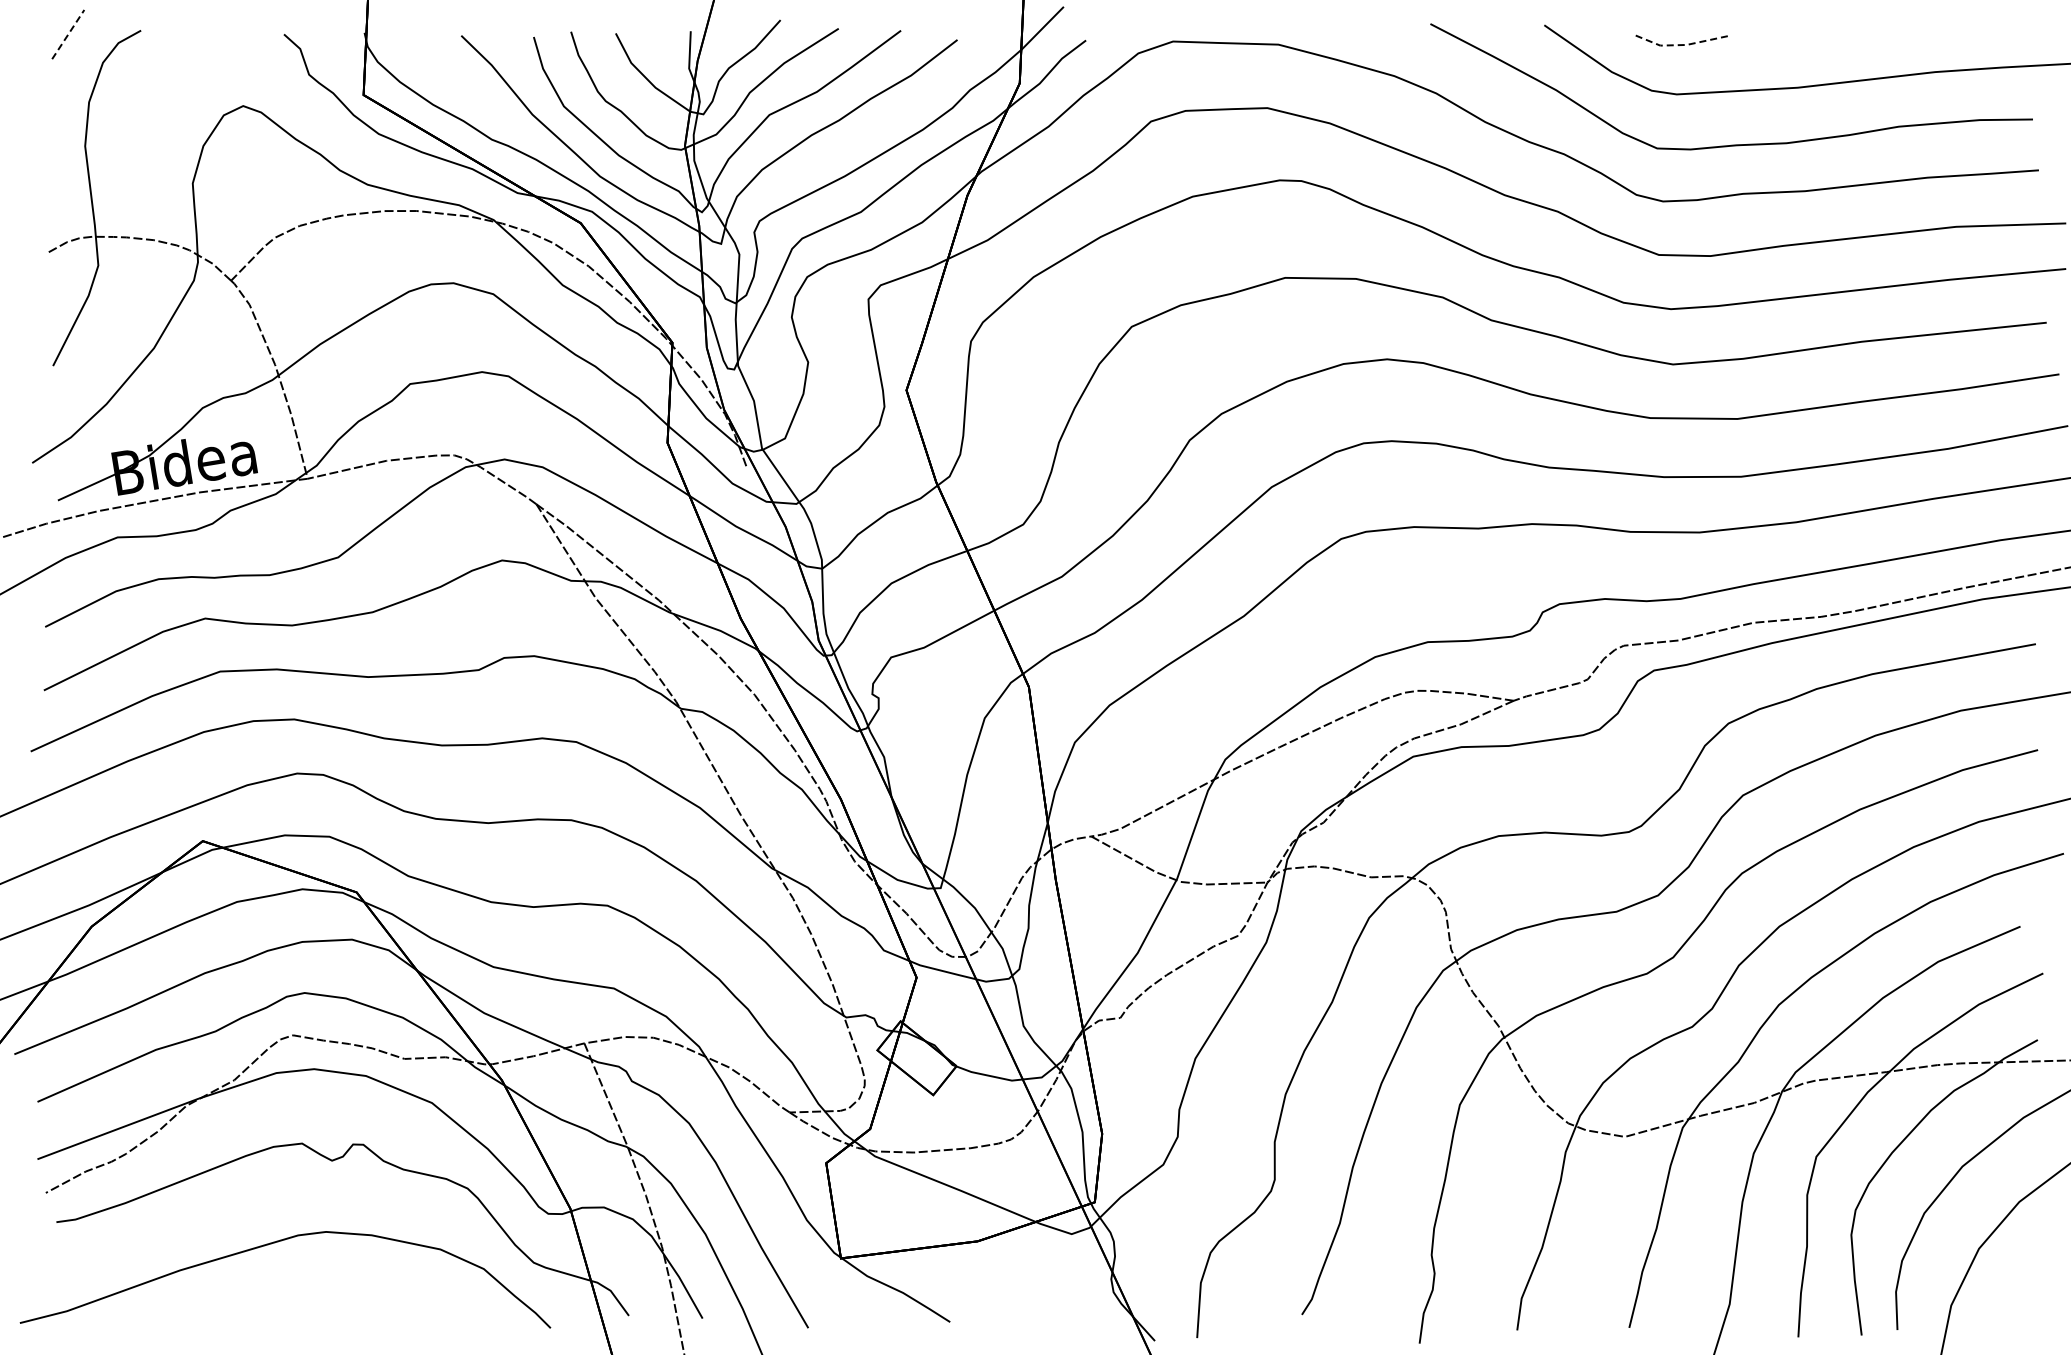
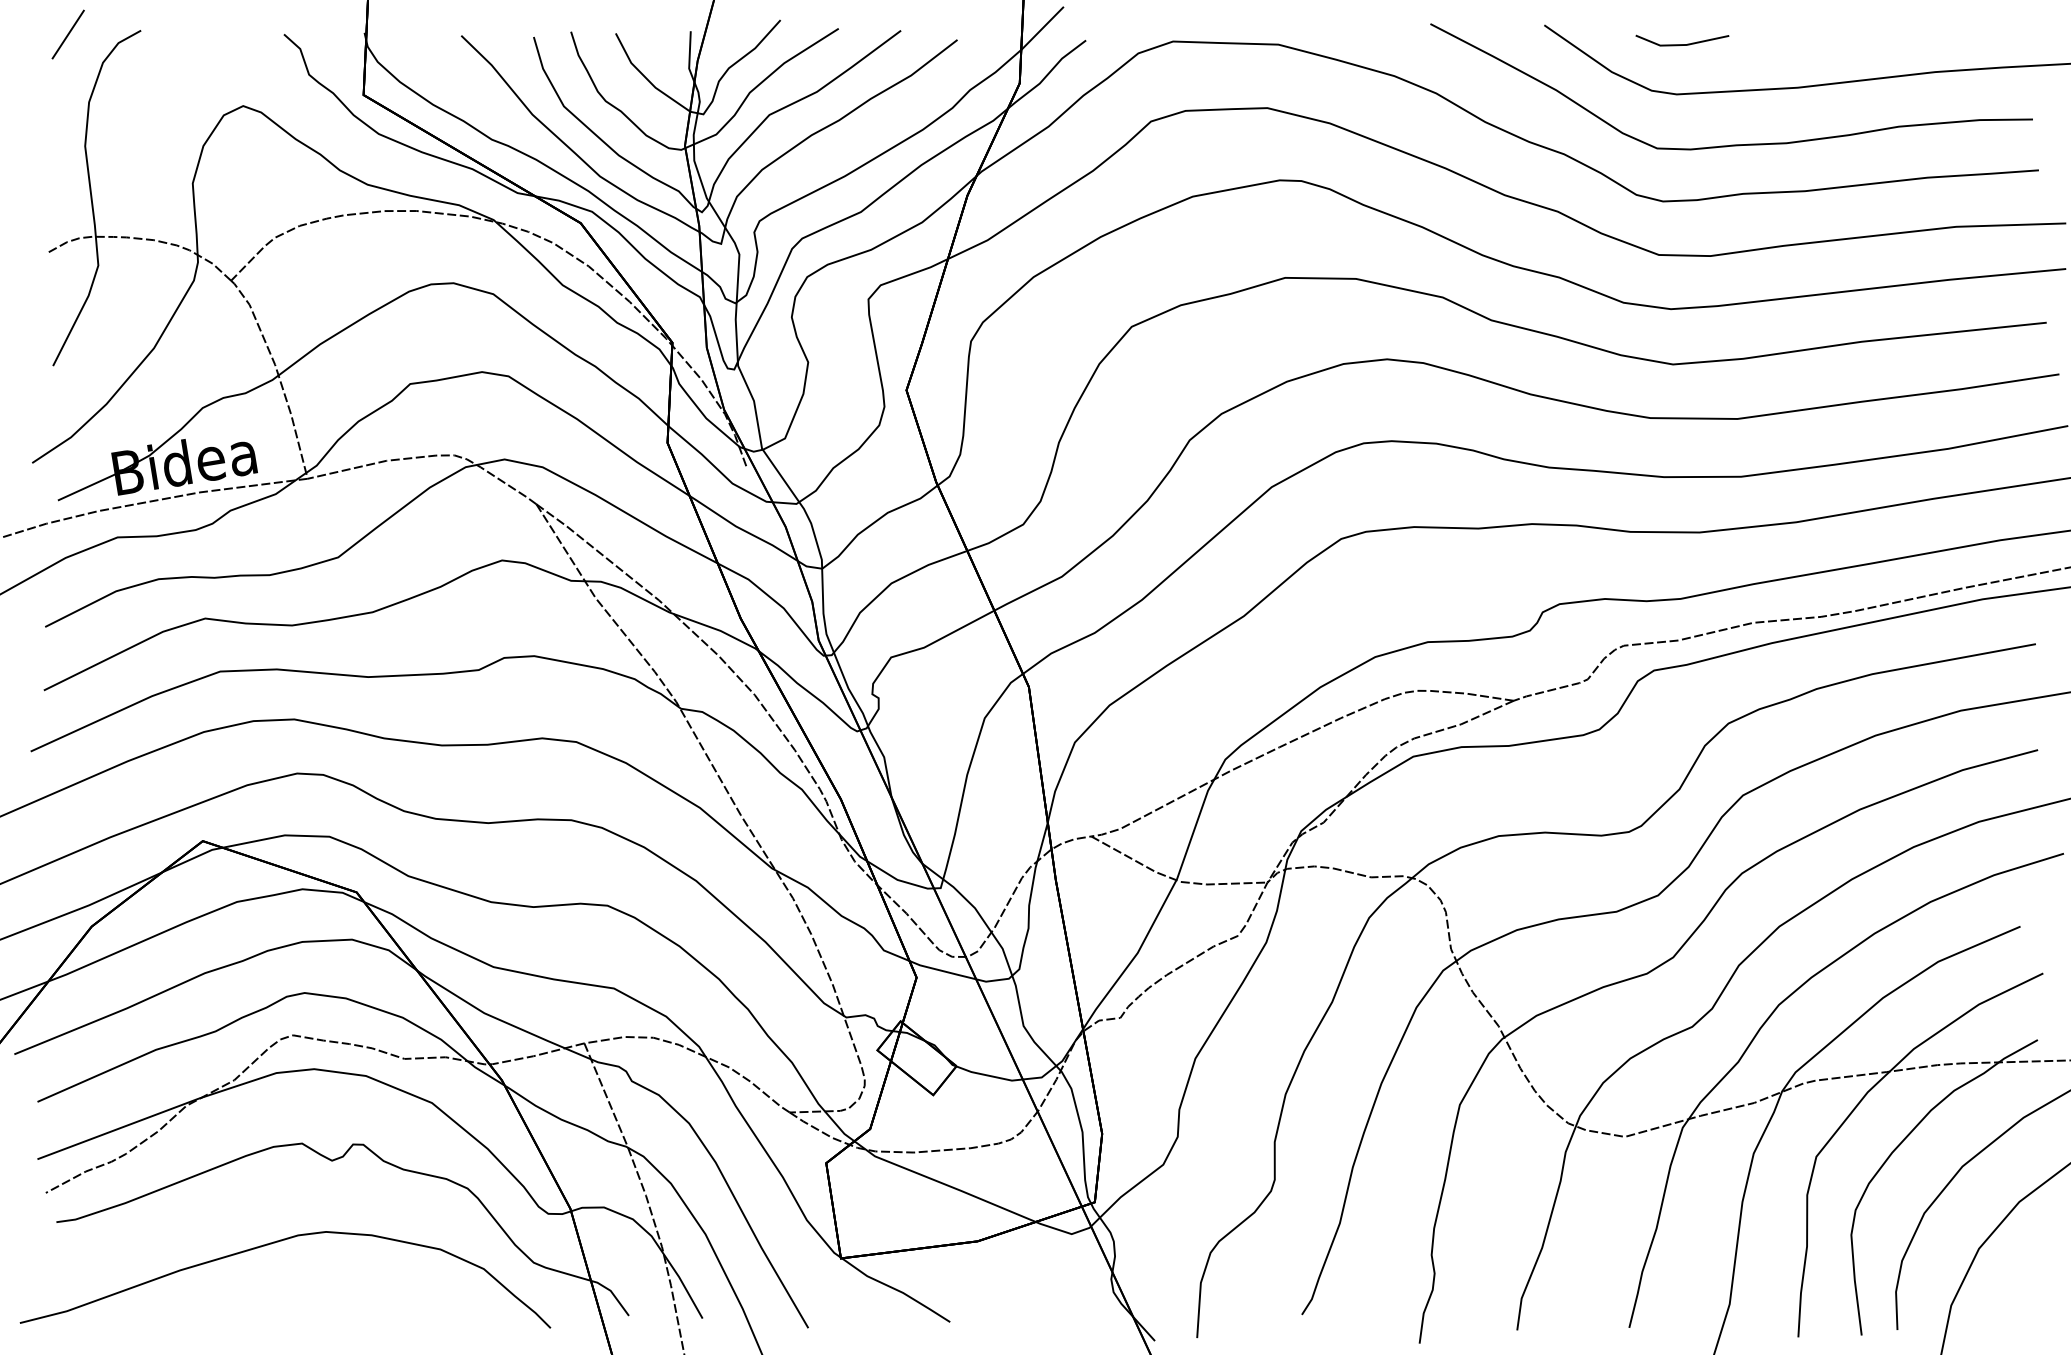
line: dashed -> solid (68, 34)
line: dashed -> solid (1681, 45)
